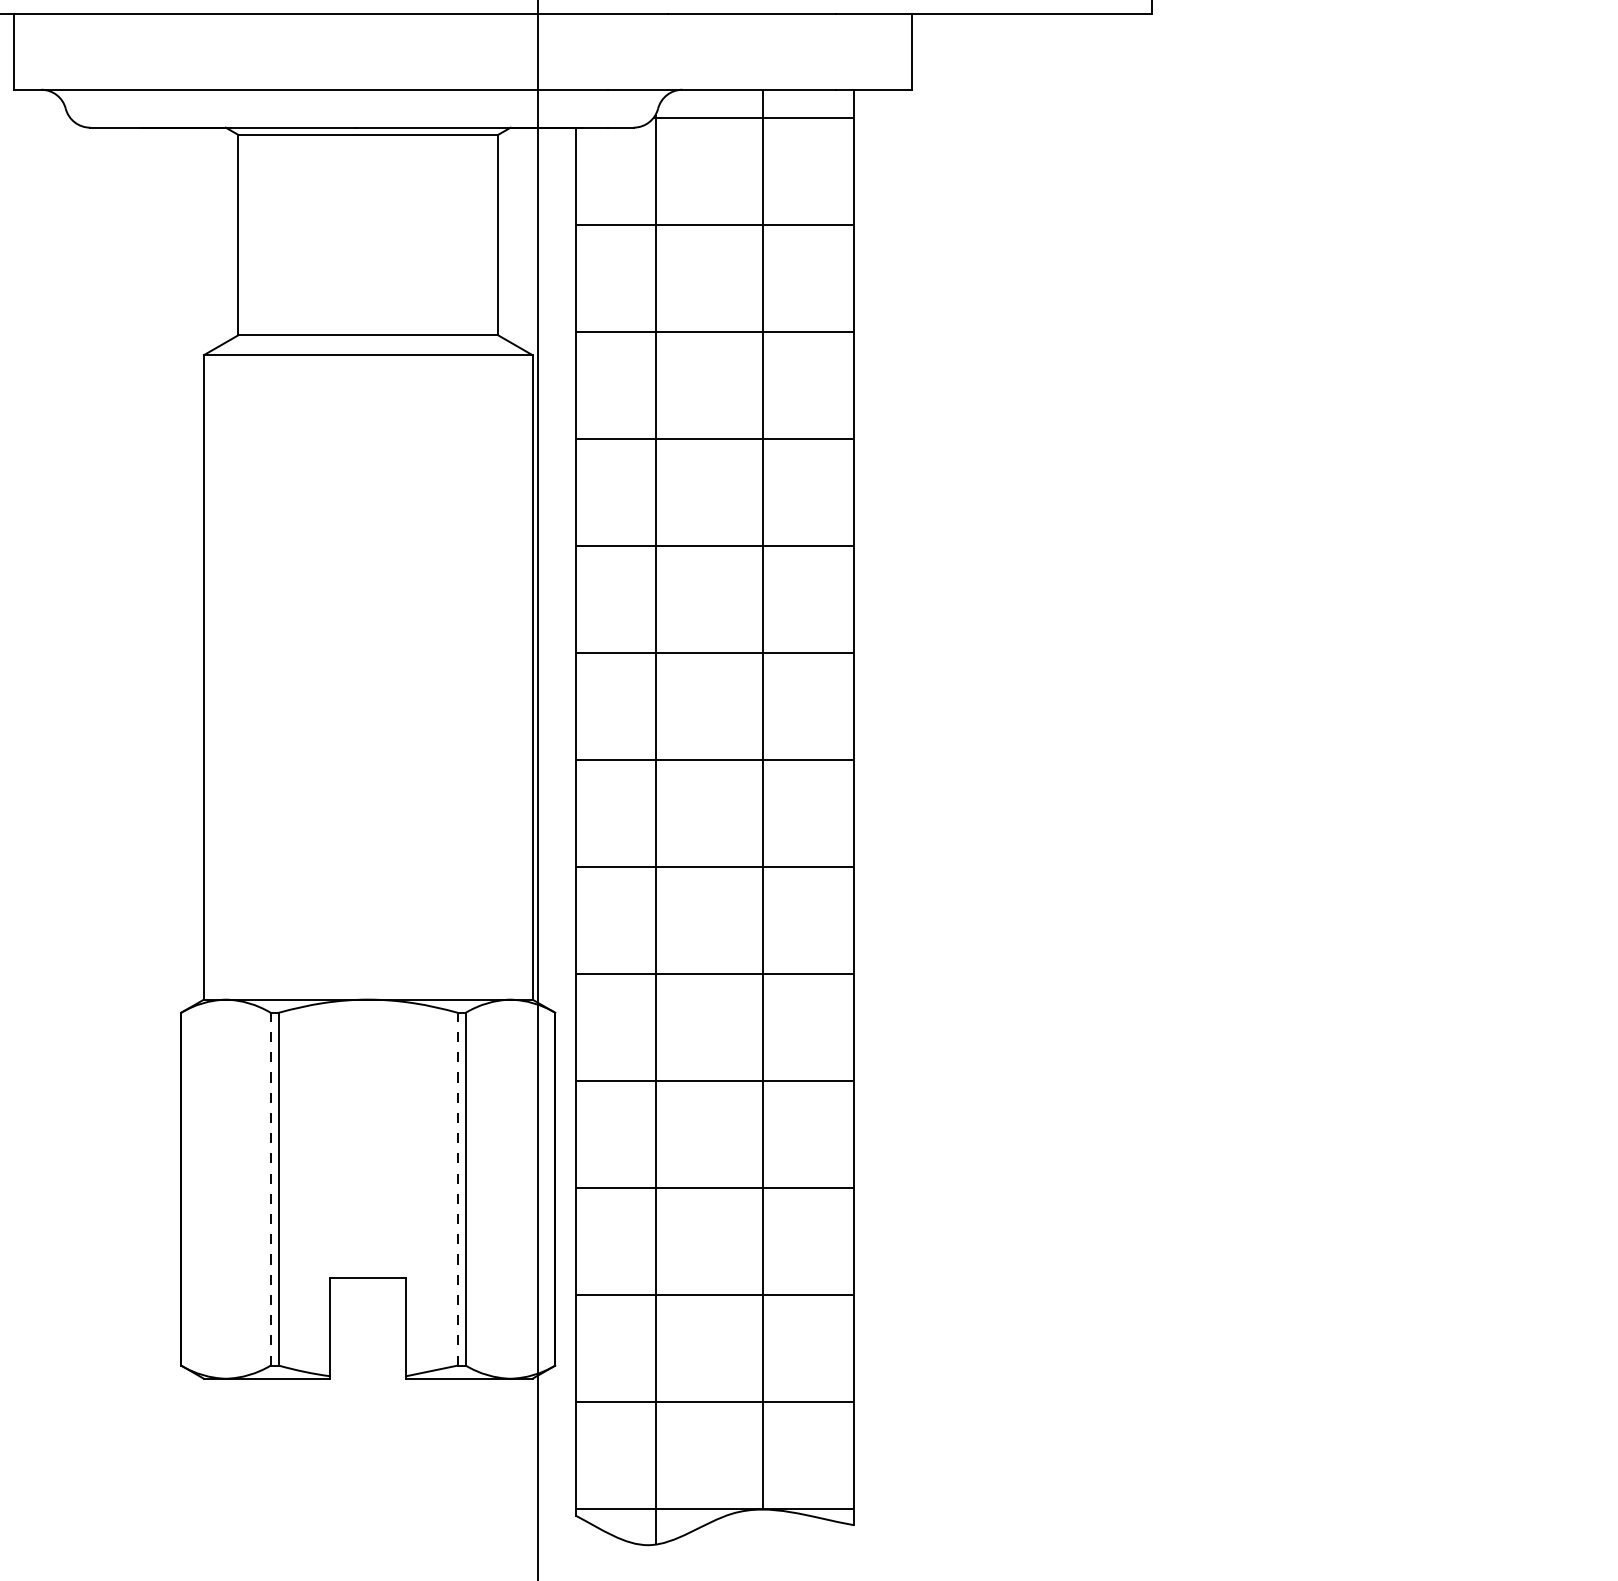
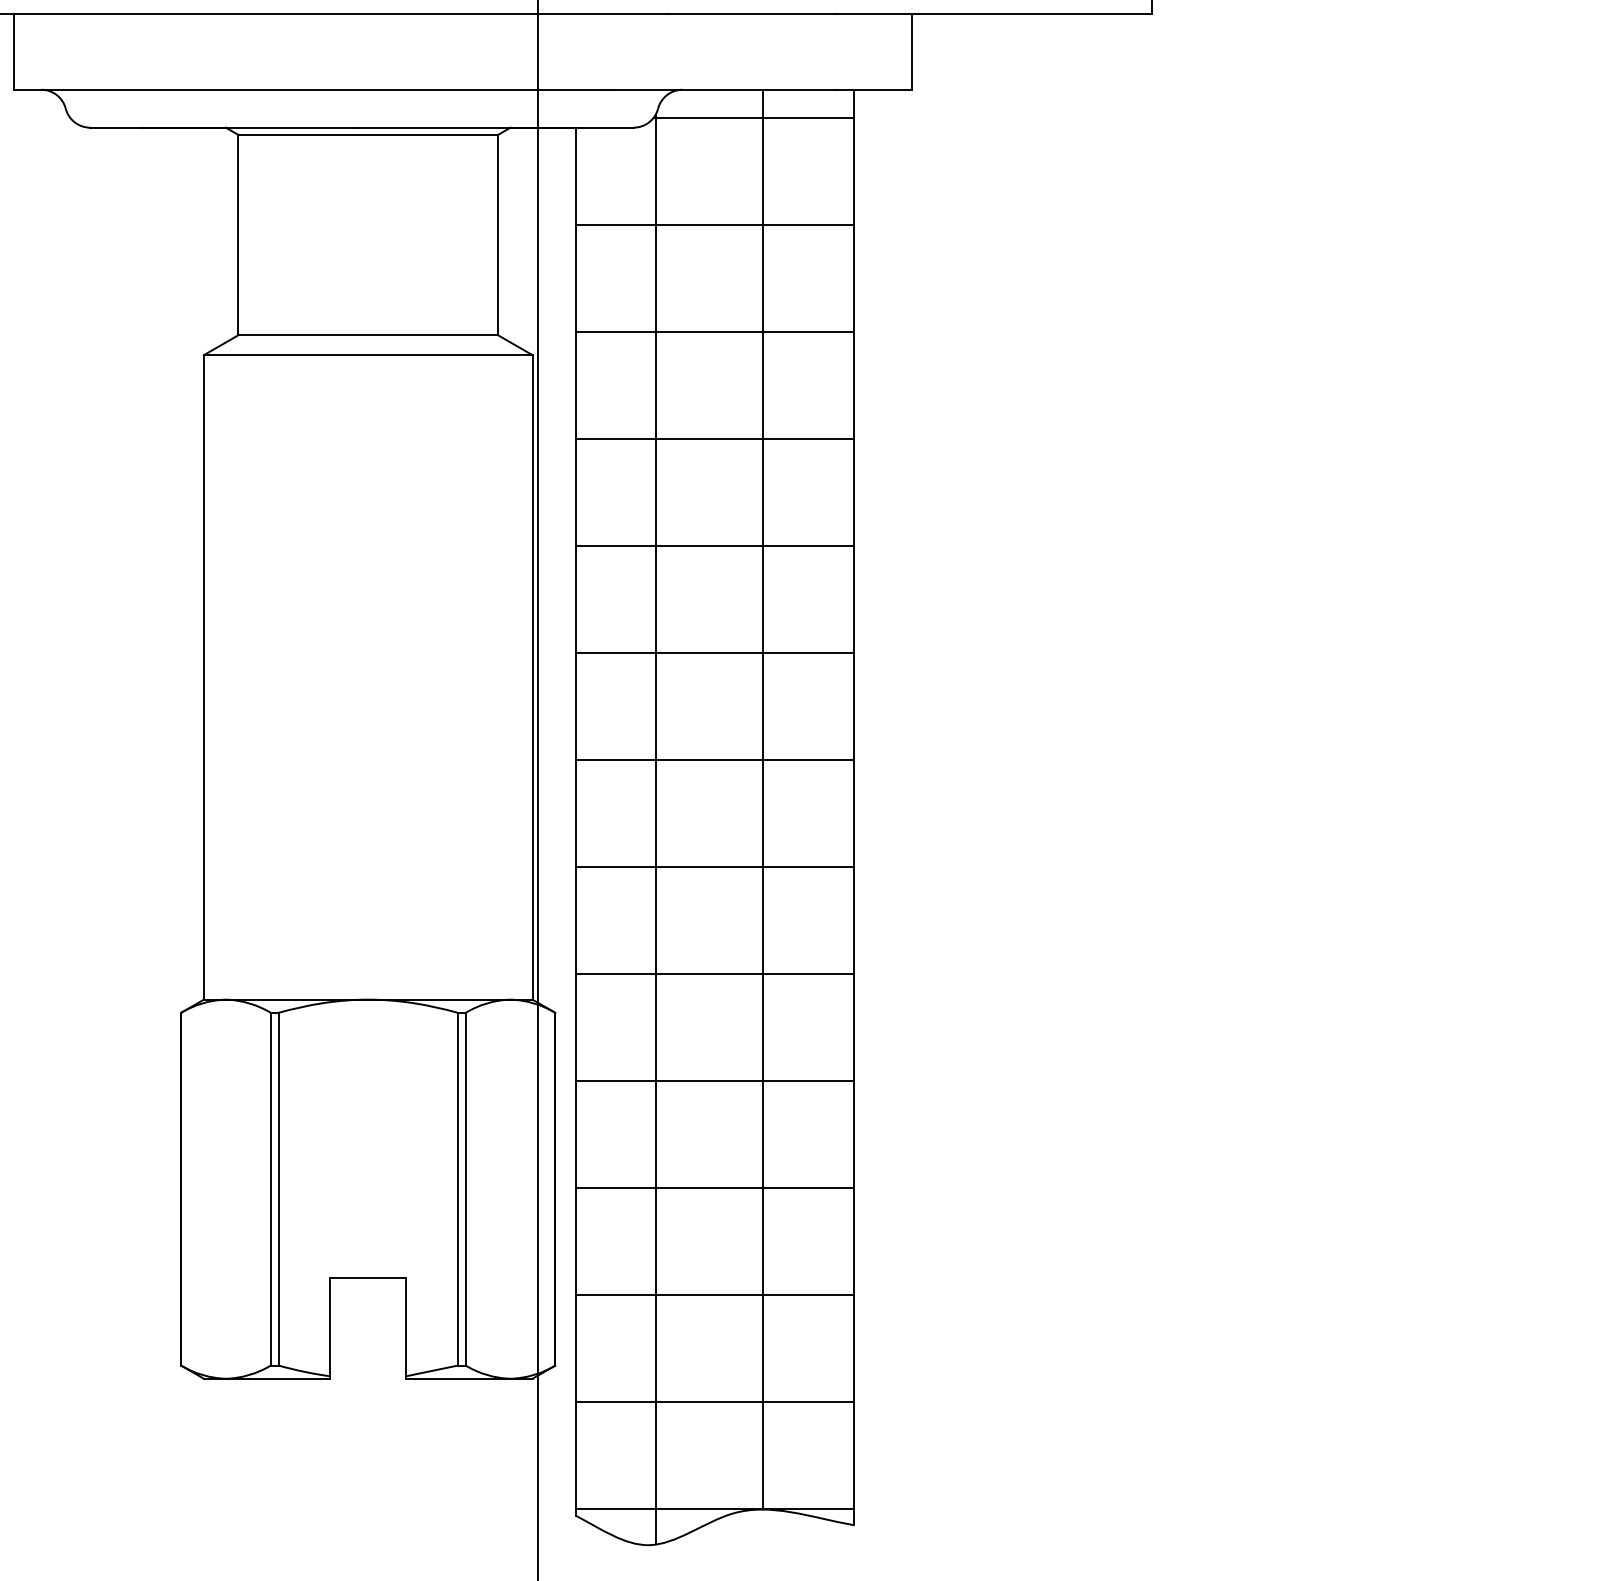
line: dashed -> solid (270, 1188)
line: dashed -> solid (457, 1188)
